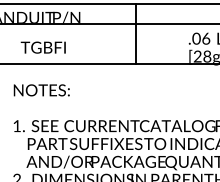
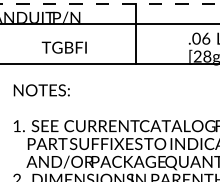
line: solid -> dashed (110, 4)
text position: (42, 47) -> (63, 47) (63, 47)
